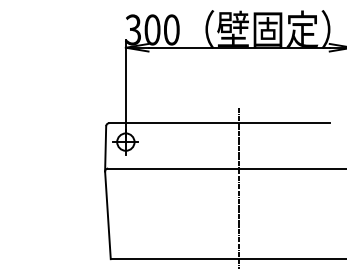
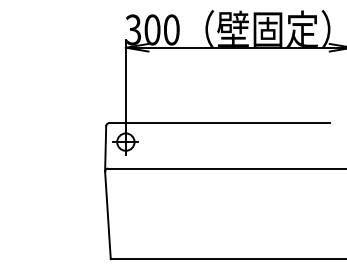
line: present -> none (239, 186)
